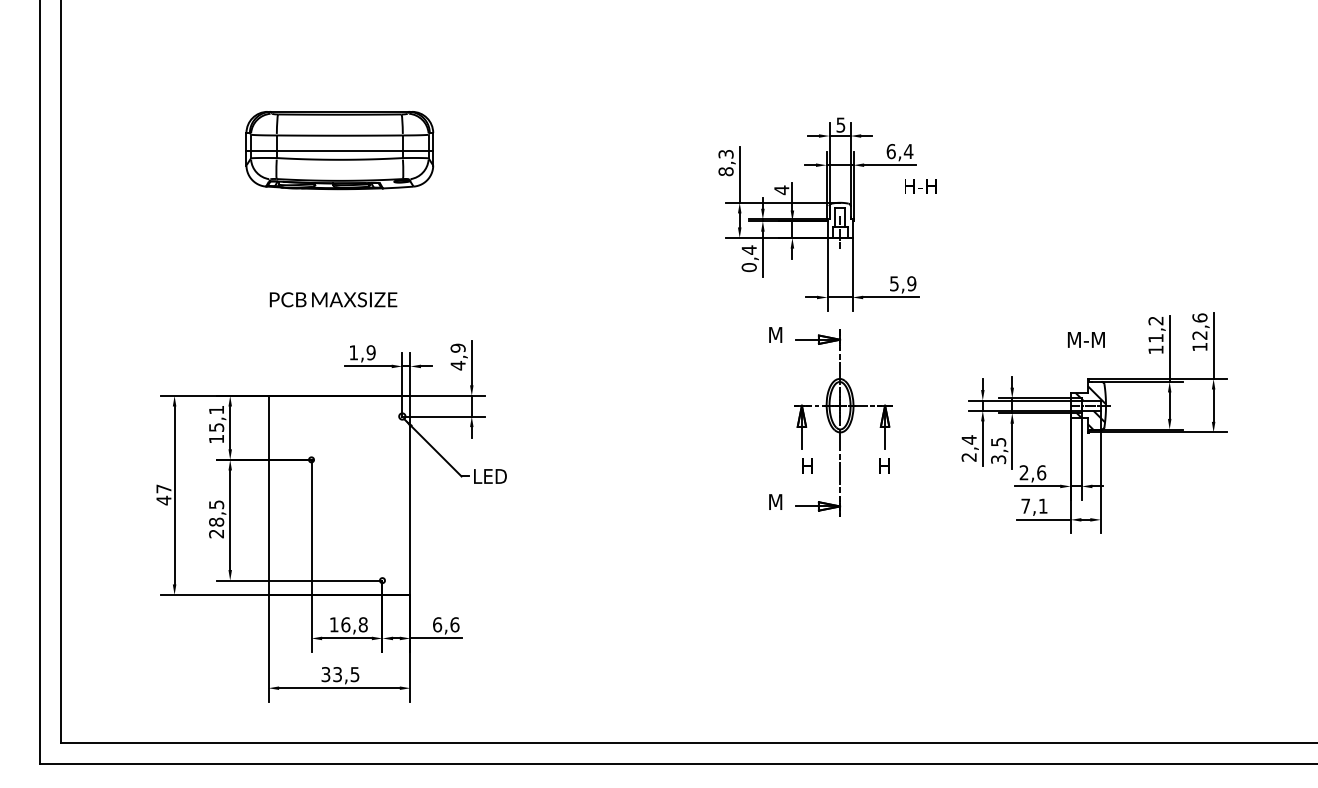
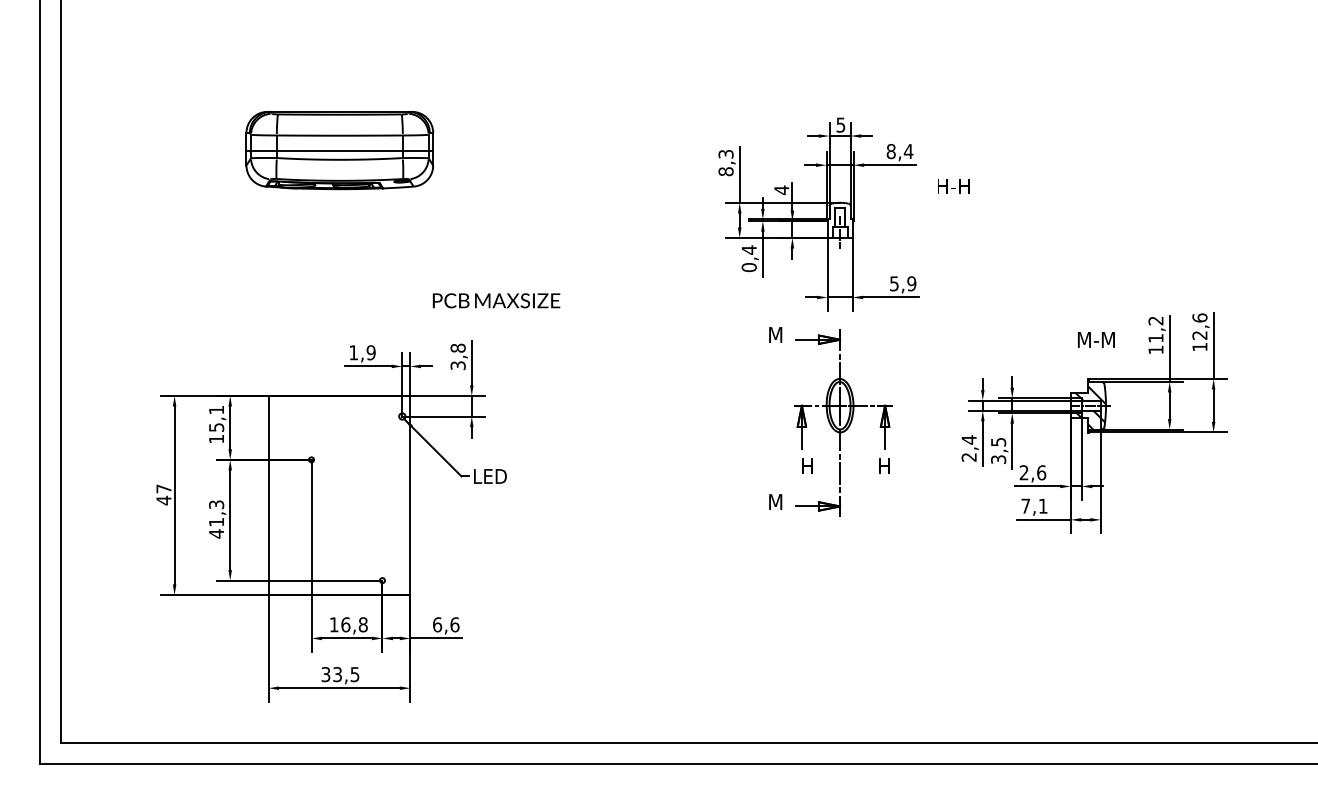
text: 6,4 -> 8,4 (890, 151)
text position: (920, 186) -> (953, 186) (953, 186)
text position: (333, 299) -> (496, 300) (496, 300)
text position: (1086, 339) -> (1096, 339) (1096, 339)
text: 4,9 -> 3,8 (457, 356)
text: 28,5 -> 41,3 (216, 519)
